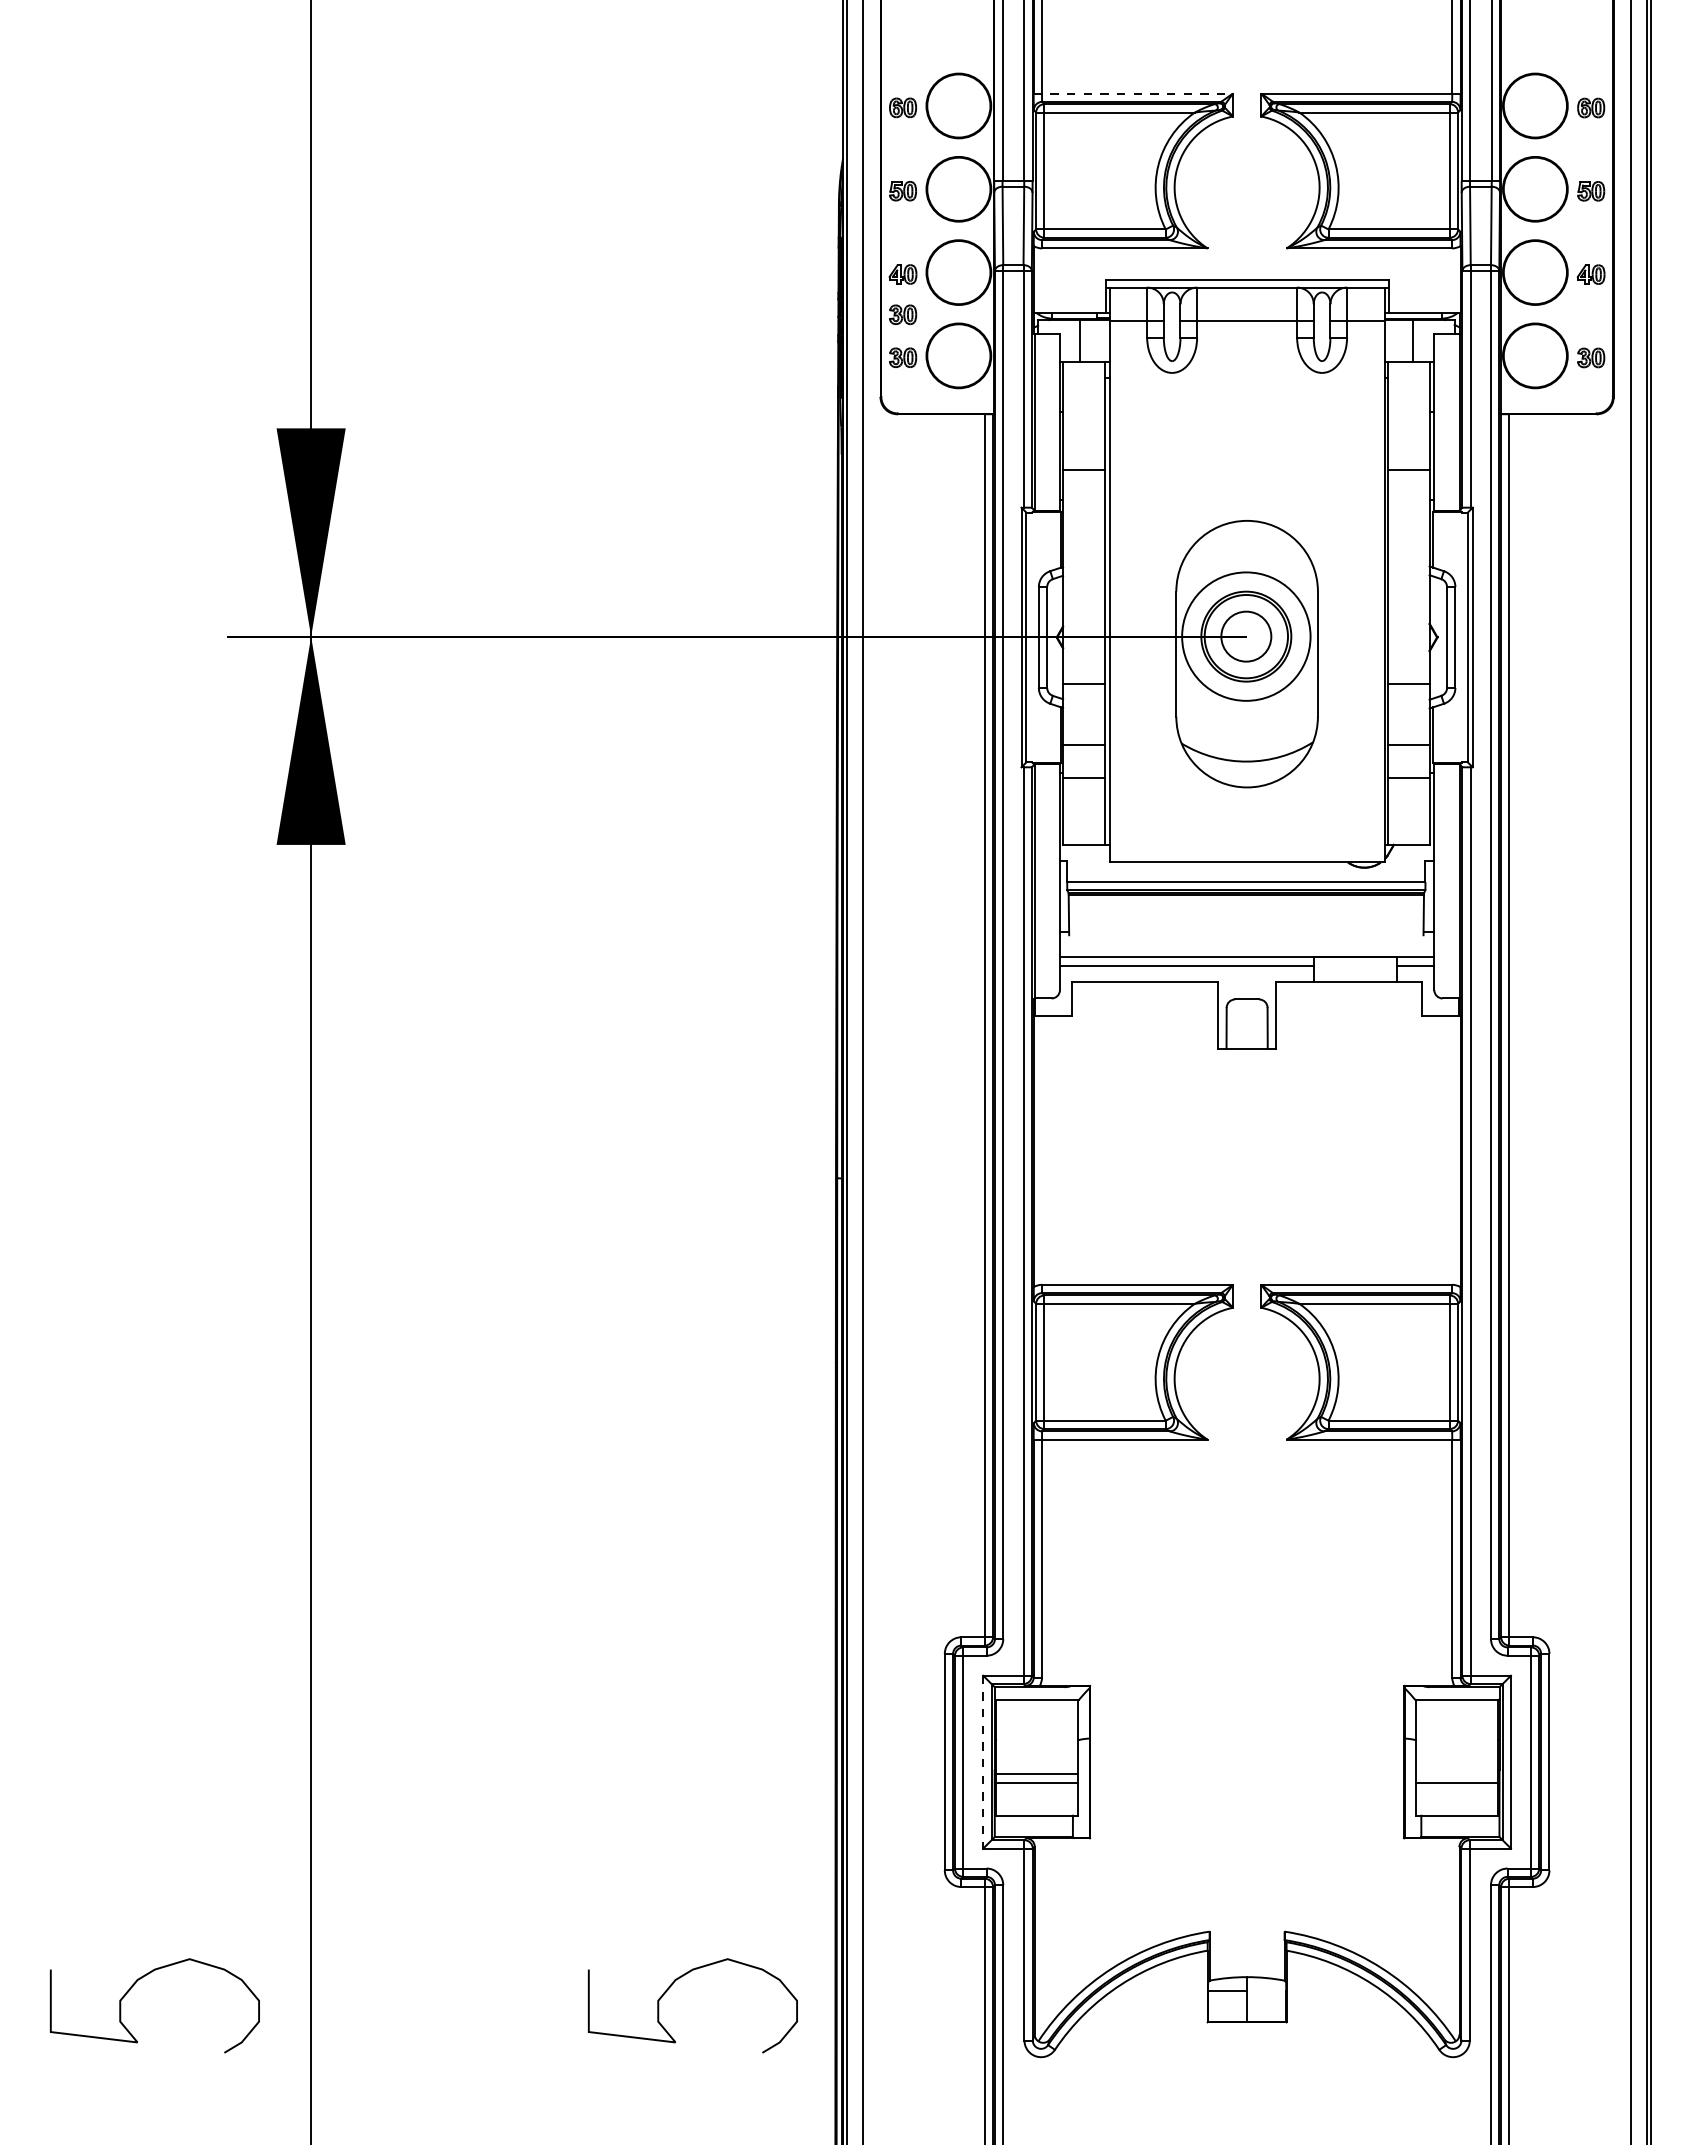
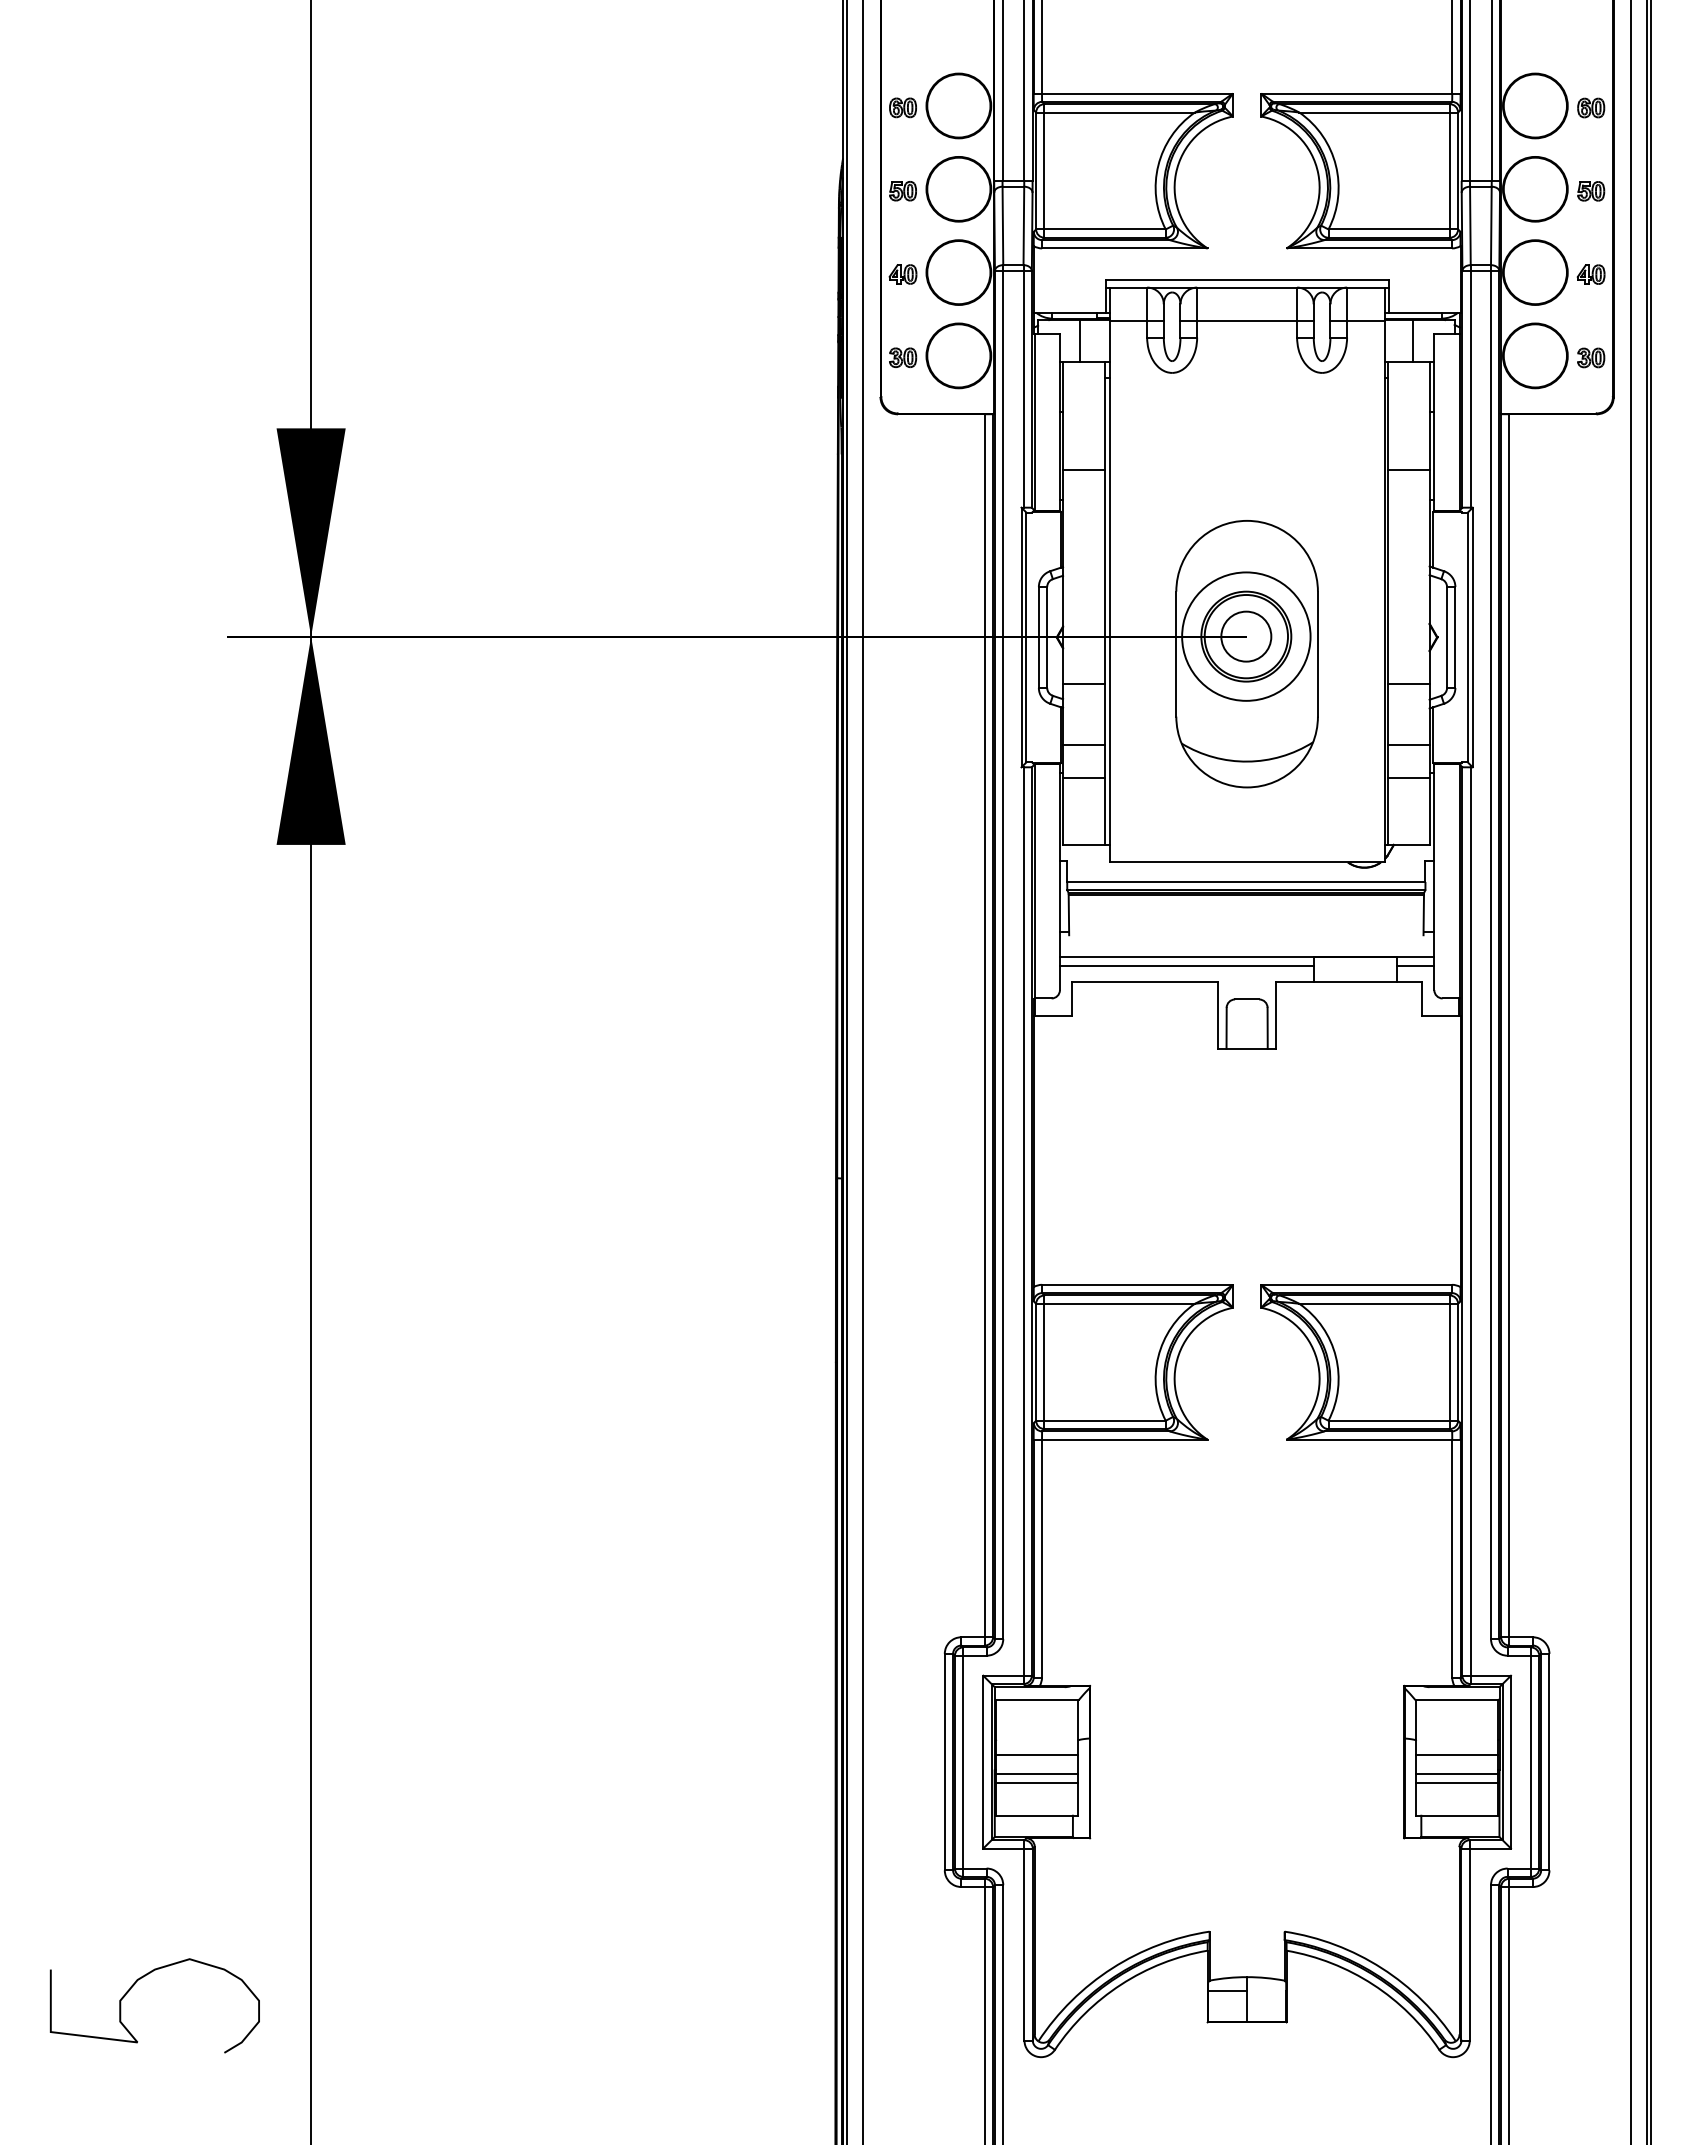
line: dashed -> solid (1133, 93)
part: present -> none (903, 314)
line: none -> present (1037, 1754)
line: none -> present (1456, 1754)
line: dashed -> solid (983, 1762)
line: none -> present (1456, 1774)
curve: present -> none (672, 1985)
